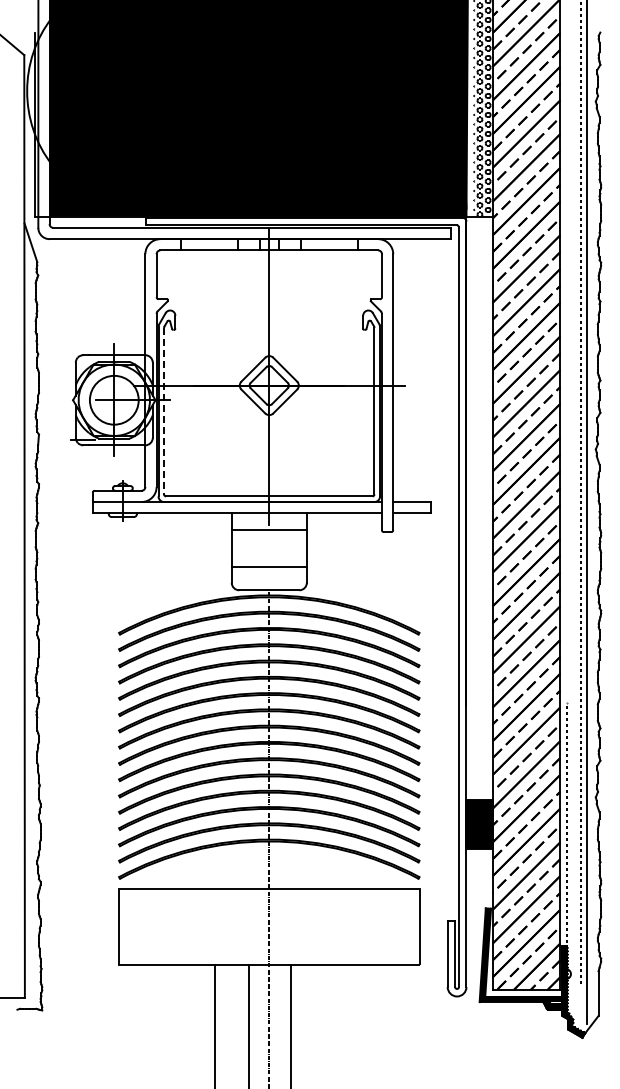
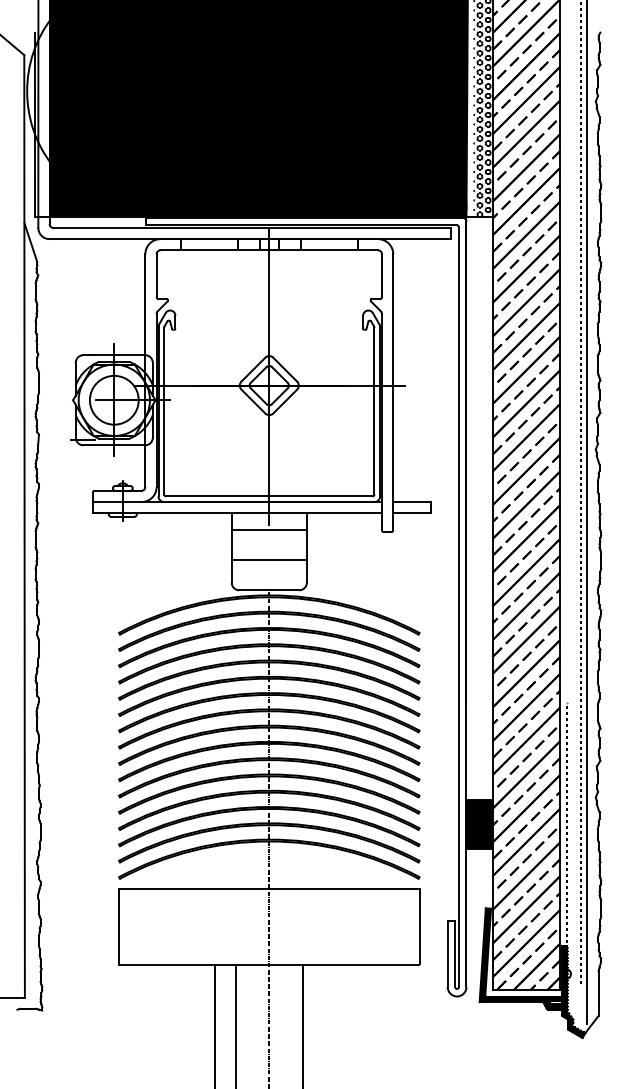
line: dashed -> solid (164, 411)
line position: (268, 567) -> (268, 560) (268, 560)
line position: (248, 1024) -> (235, 1024) (235, 1024)
line position: (291, 1024) -> (303, 1024) (303, 1024)
